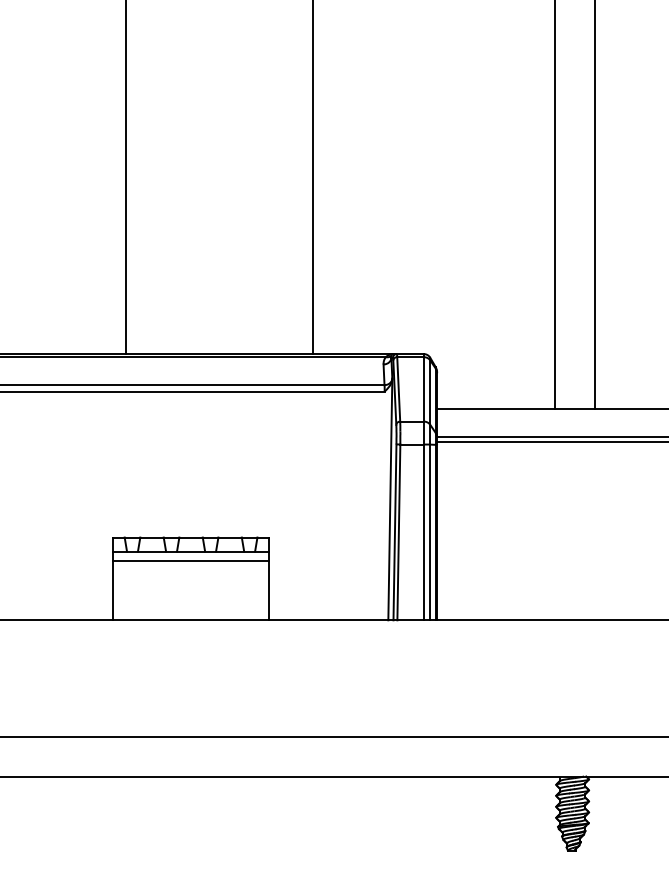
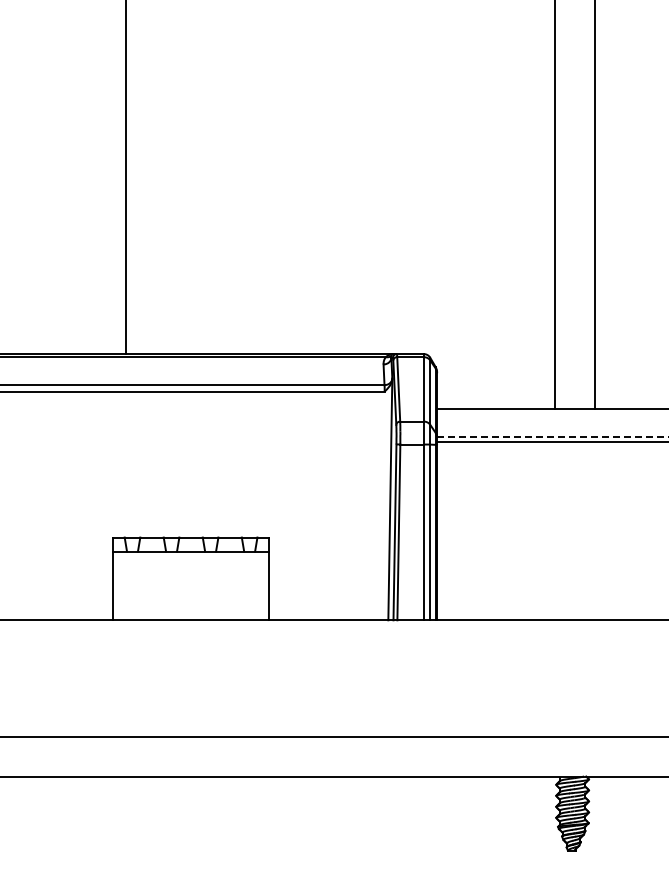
line: present -> none (313, 178)
line: solid -> dashed (552, 437)
line: present -> none (190, 560)
